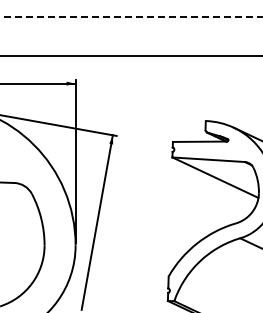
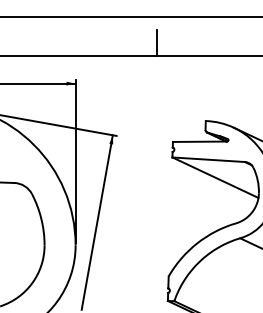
line: dashed -> solid (131, 17)
line: none -> present (157, 43)
